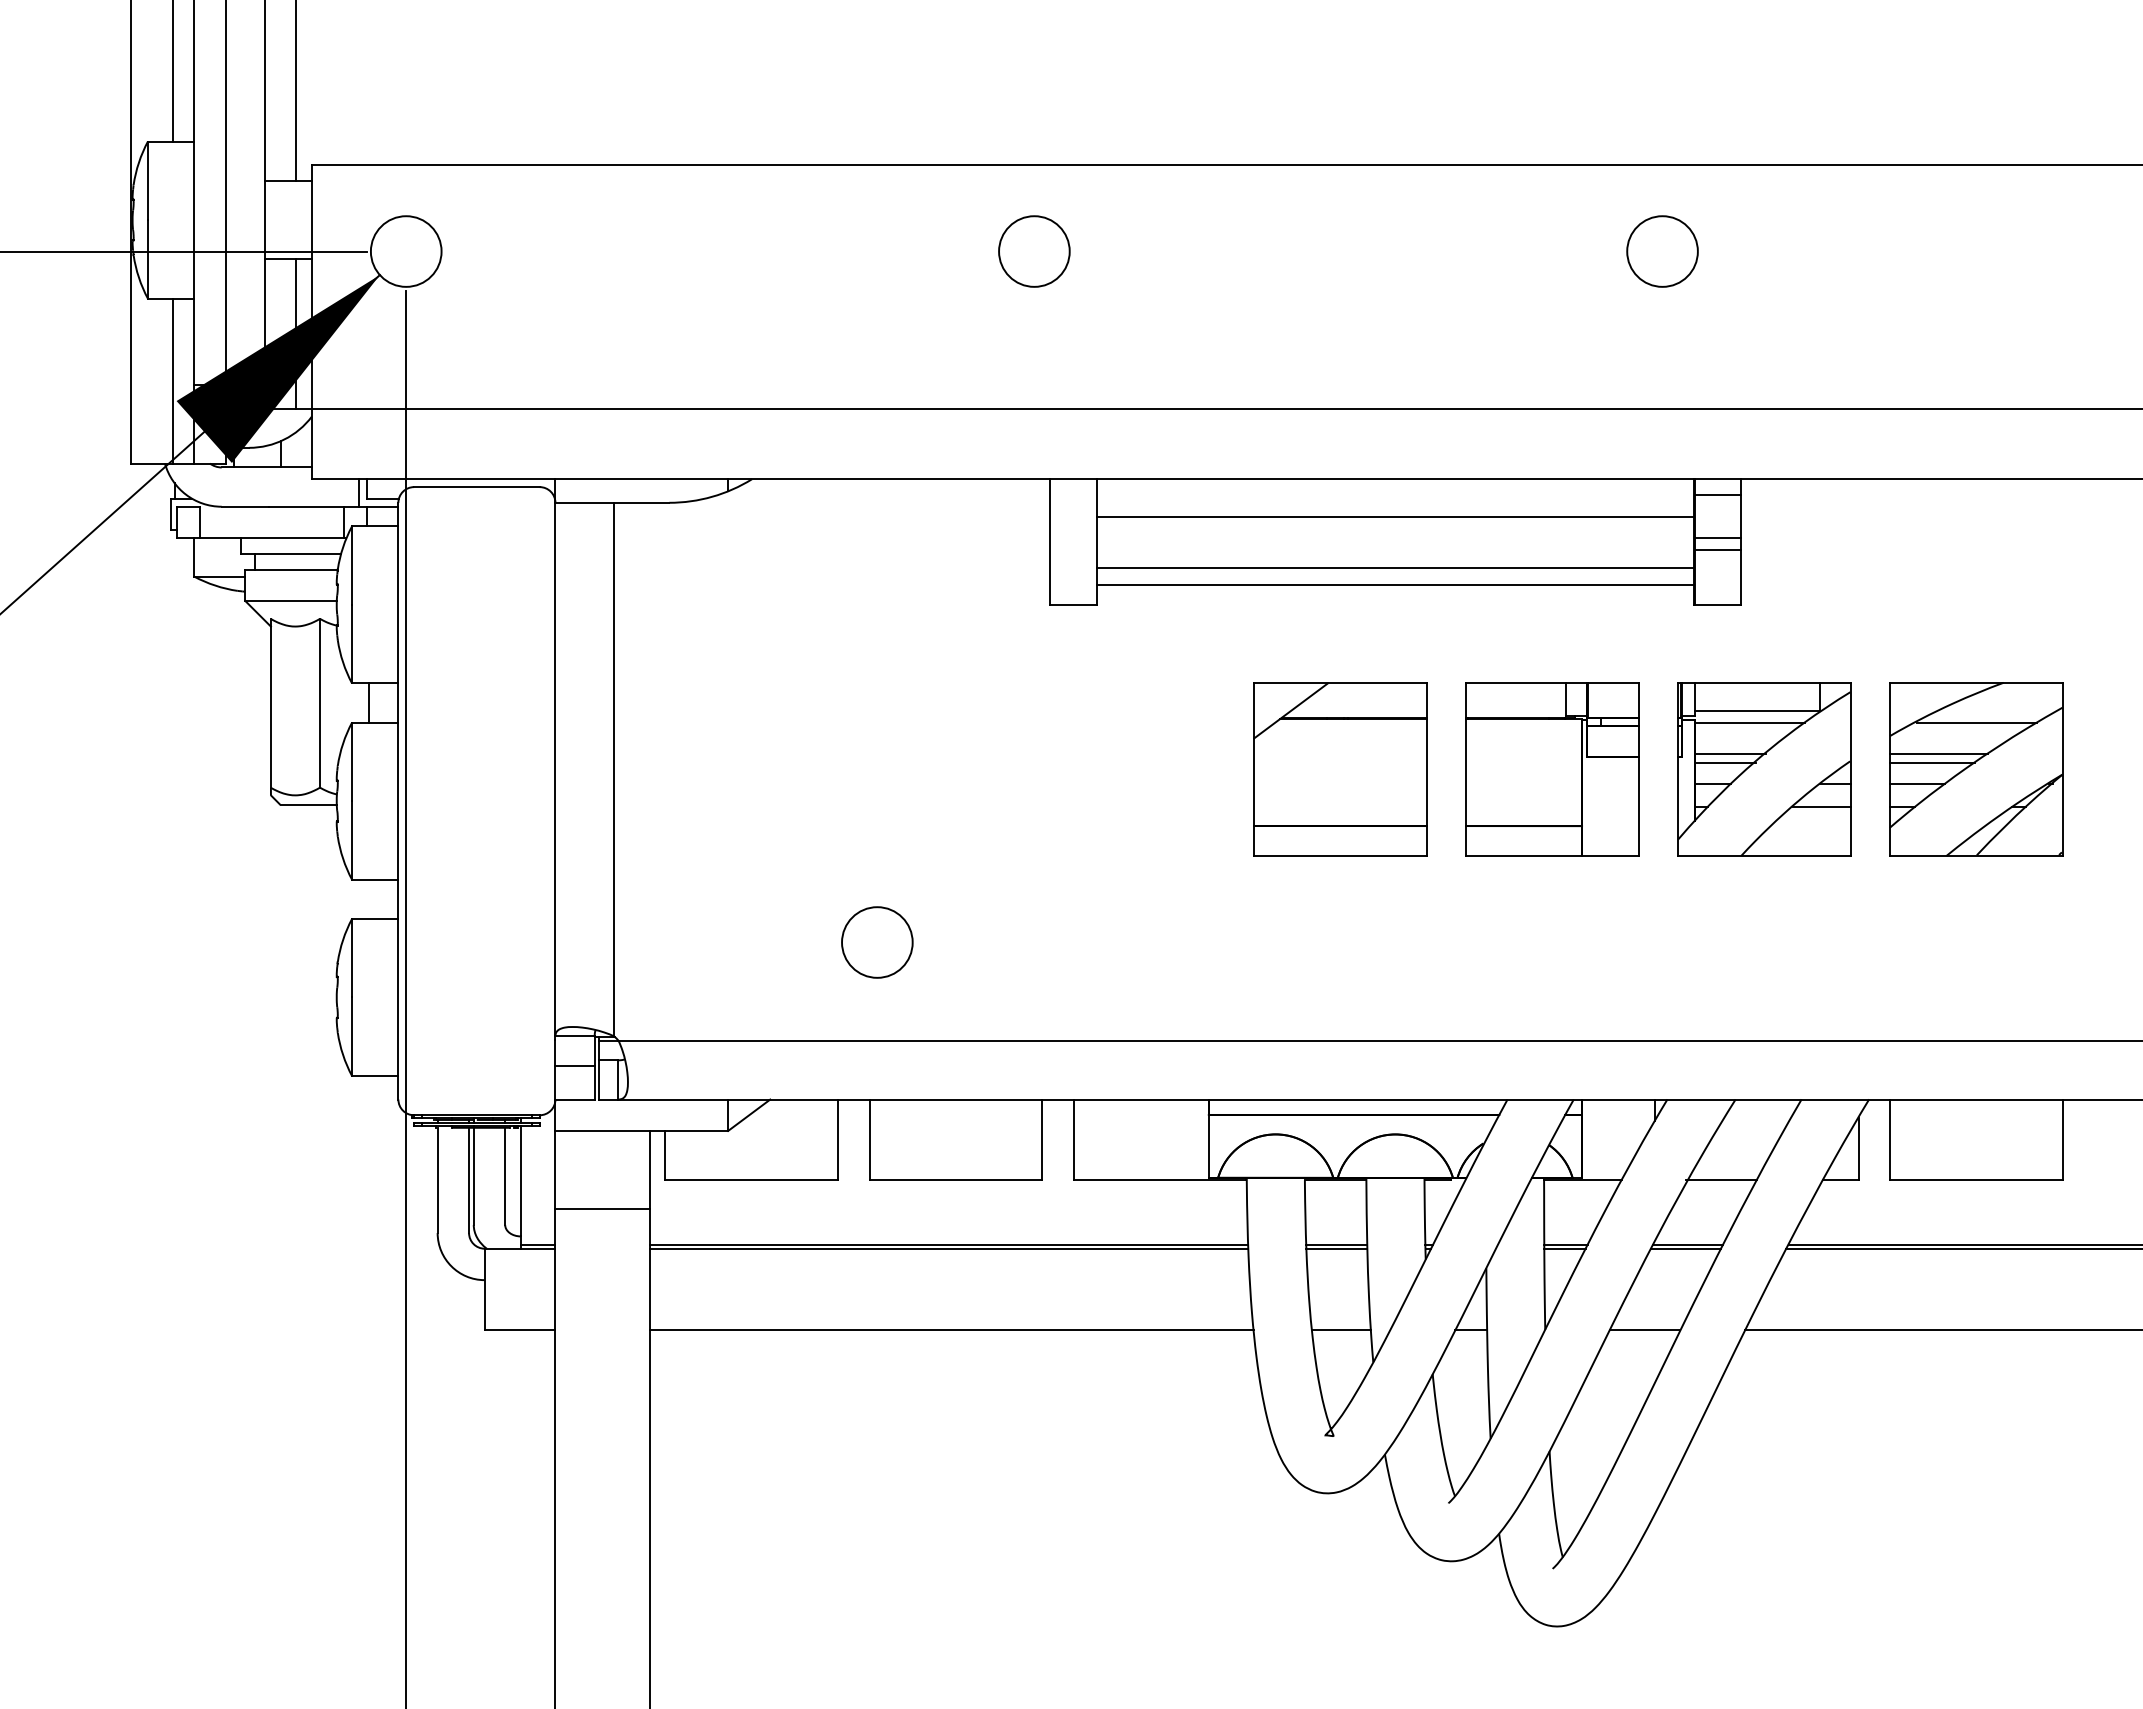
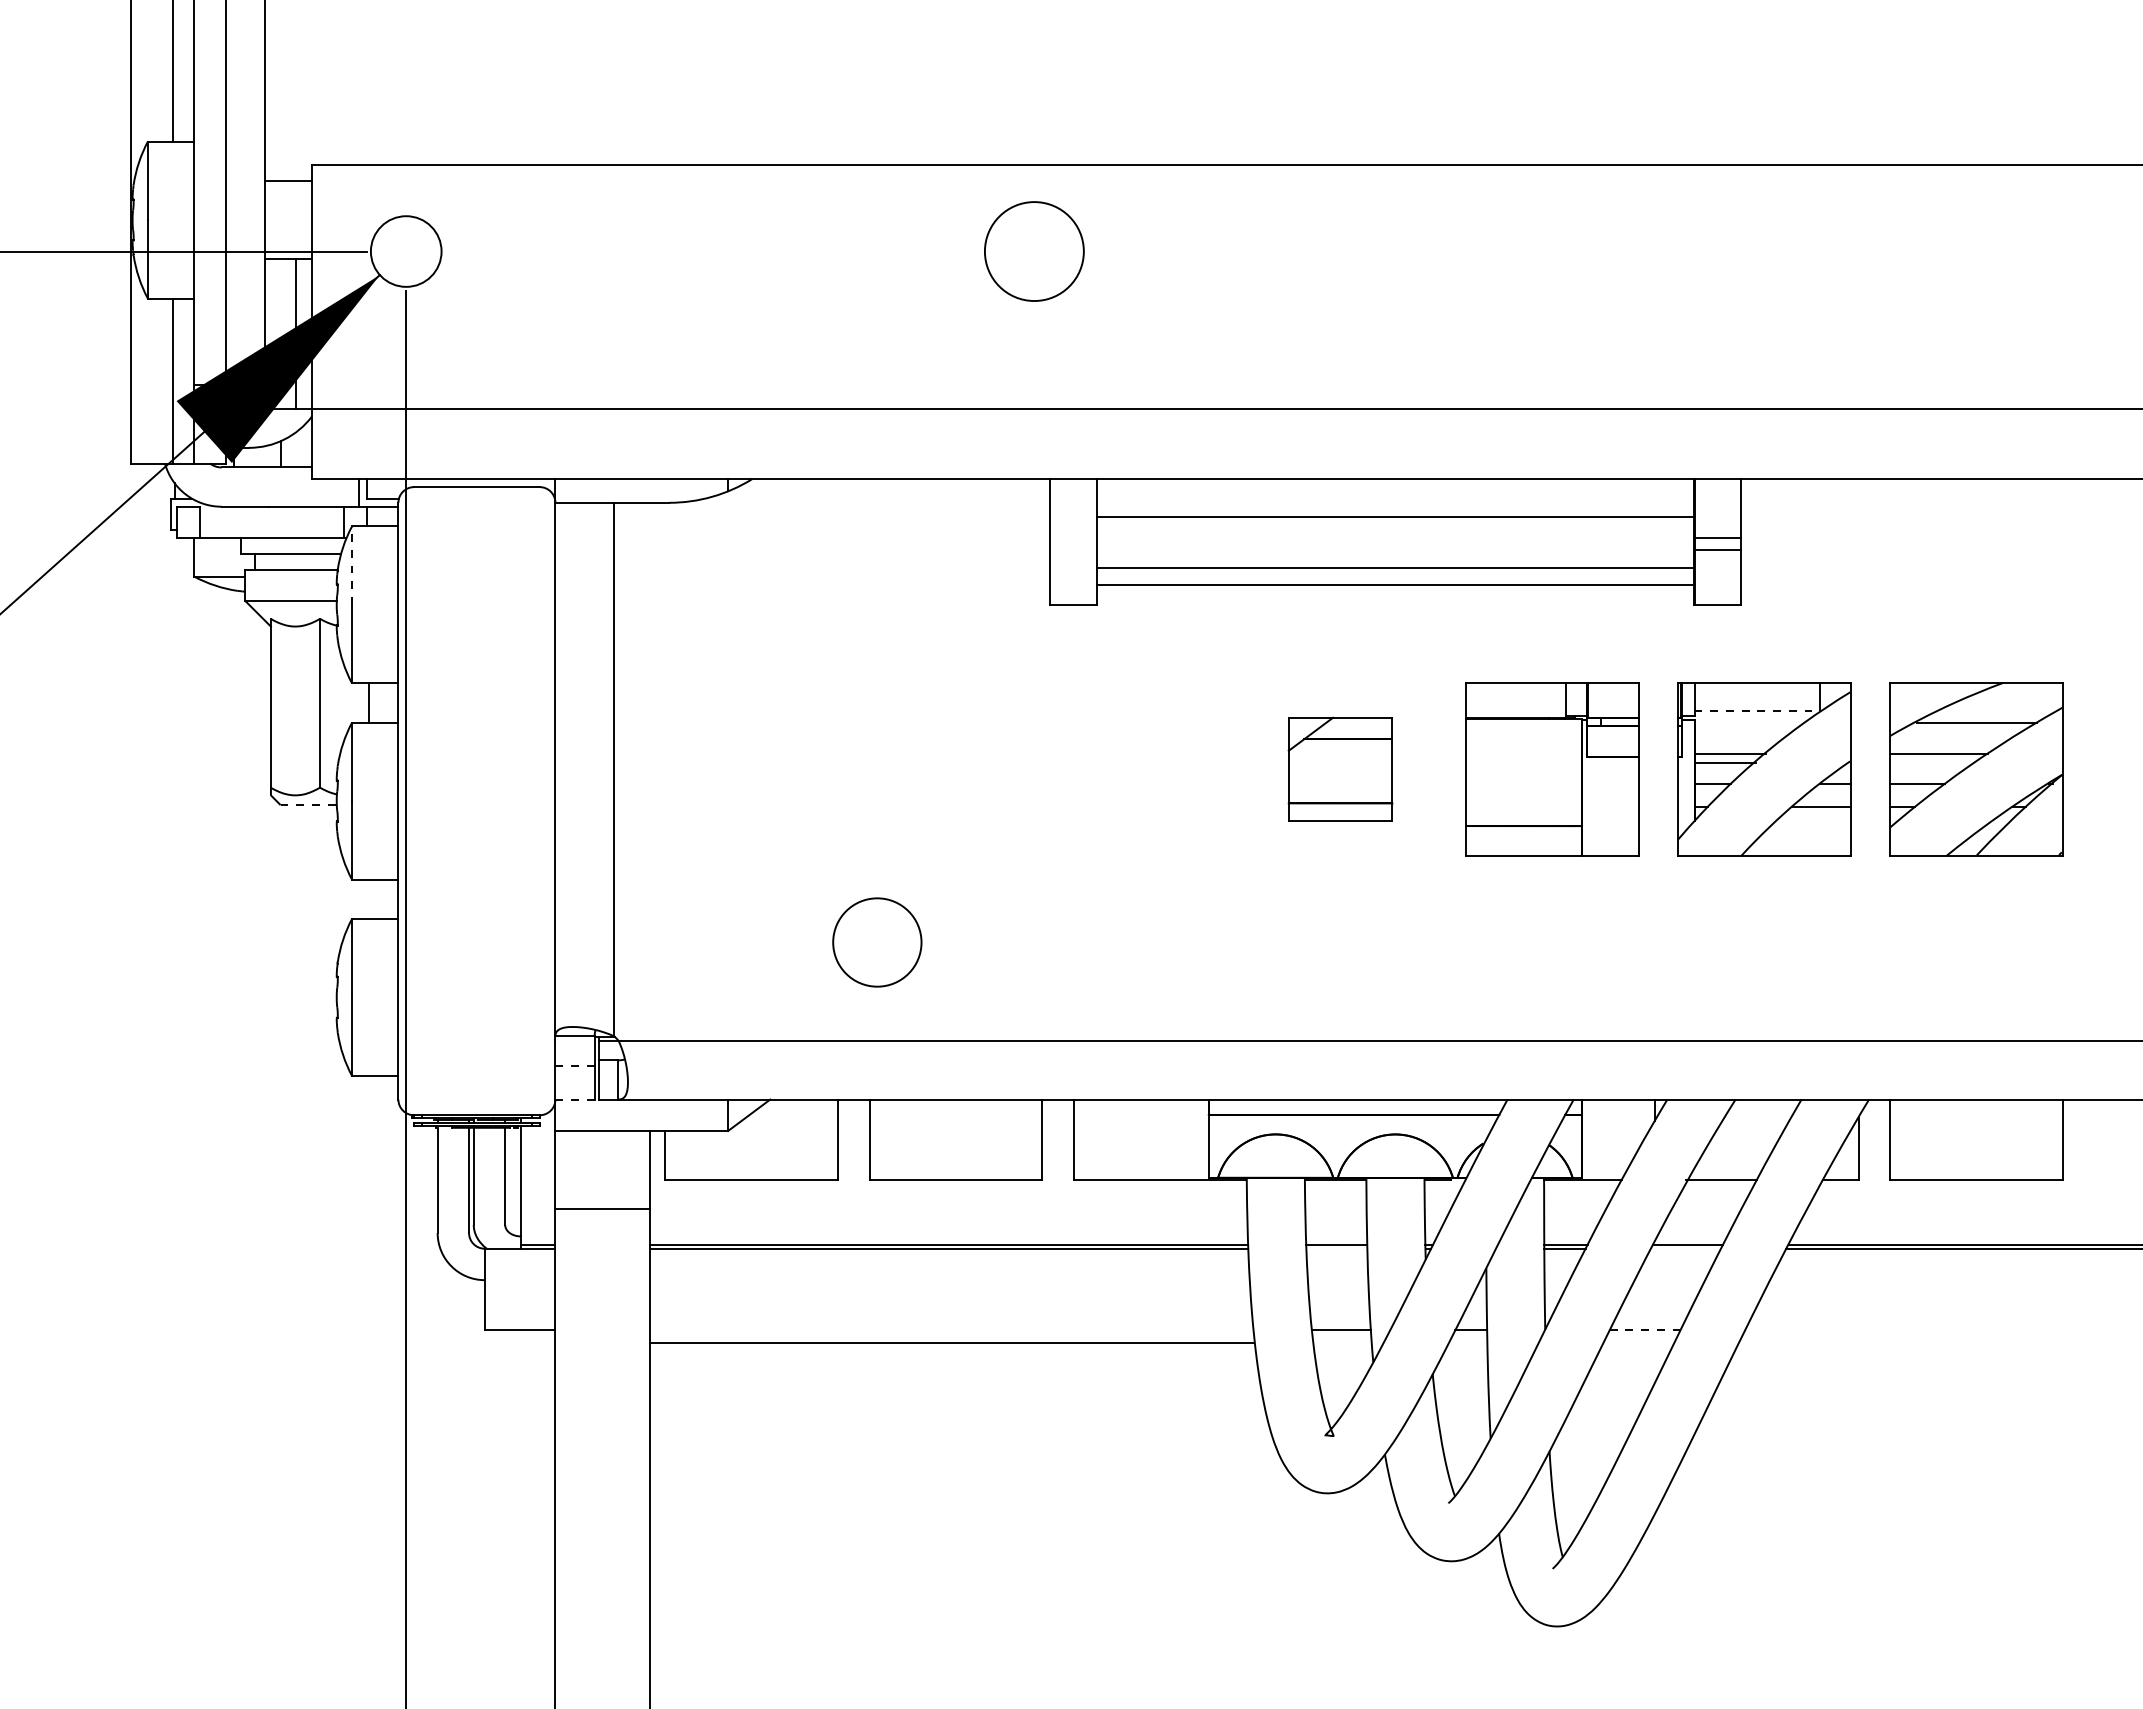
line: present -> none (296, 91)
circle diameter: 71 px -> 99 px (1033, 251)
circle: present -> none (1662, 251)
line: present -> none (1717, 494)
line: solid -> dashed (352, 565)
line: solid -> dashed (1757, 710)
line: present -> none (1749, 722)
line: present -> none (1932, 762)
part size: 175x175 px -> 107x106 px (1340, 768)
line: solid -> dashed (309, 805)
circle diameter: 71 px -> 88 px (877, 942)
line: solid -> dashed (575, 1066)
line: solid -> dashed (575, 1099)
line: present -> none (1336, 1248)
line: present -> none (1686, 1248)
line position: (951, 1330) -> (951, 1343) (951, 1343)
line: solid -> dashed (1645, 1330)
line: present -> none (1942, 1330)
